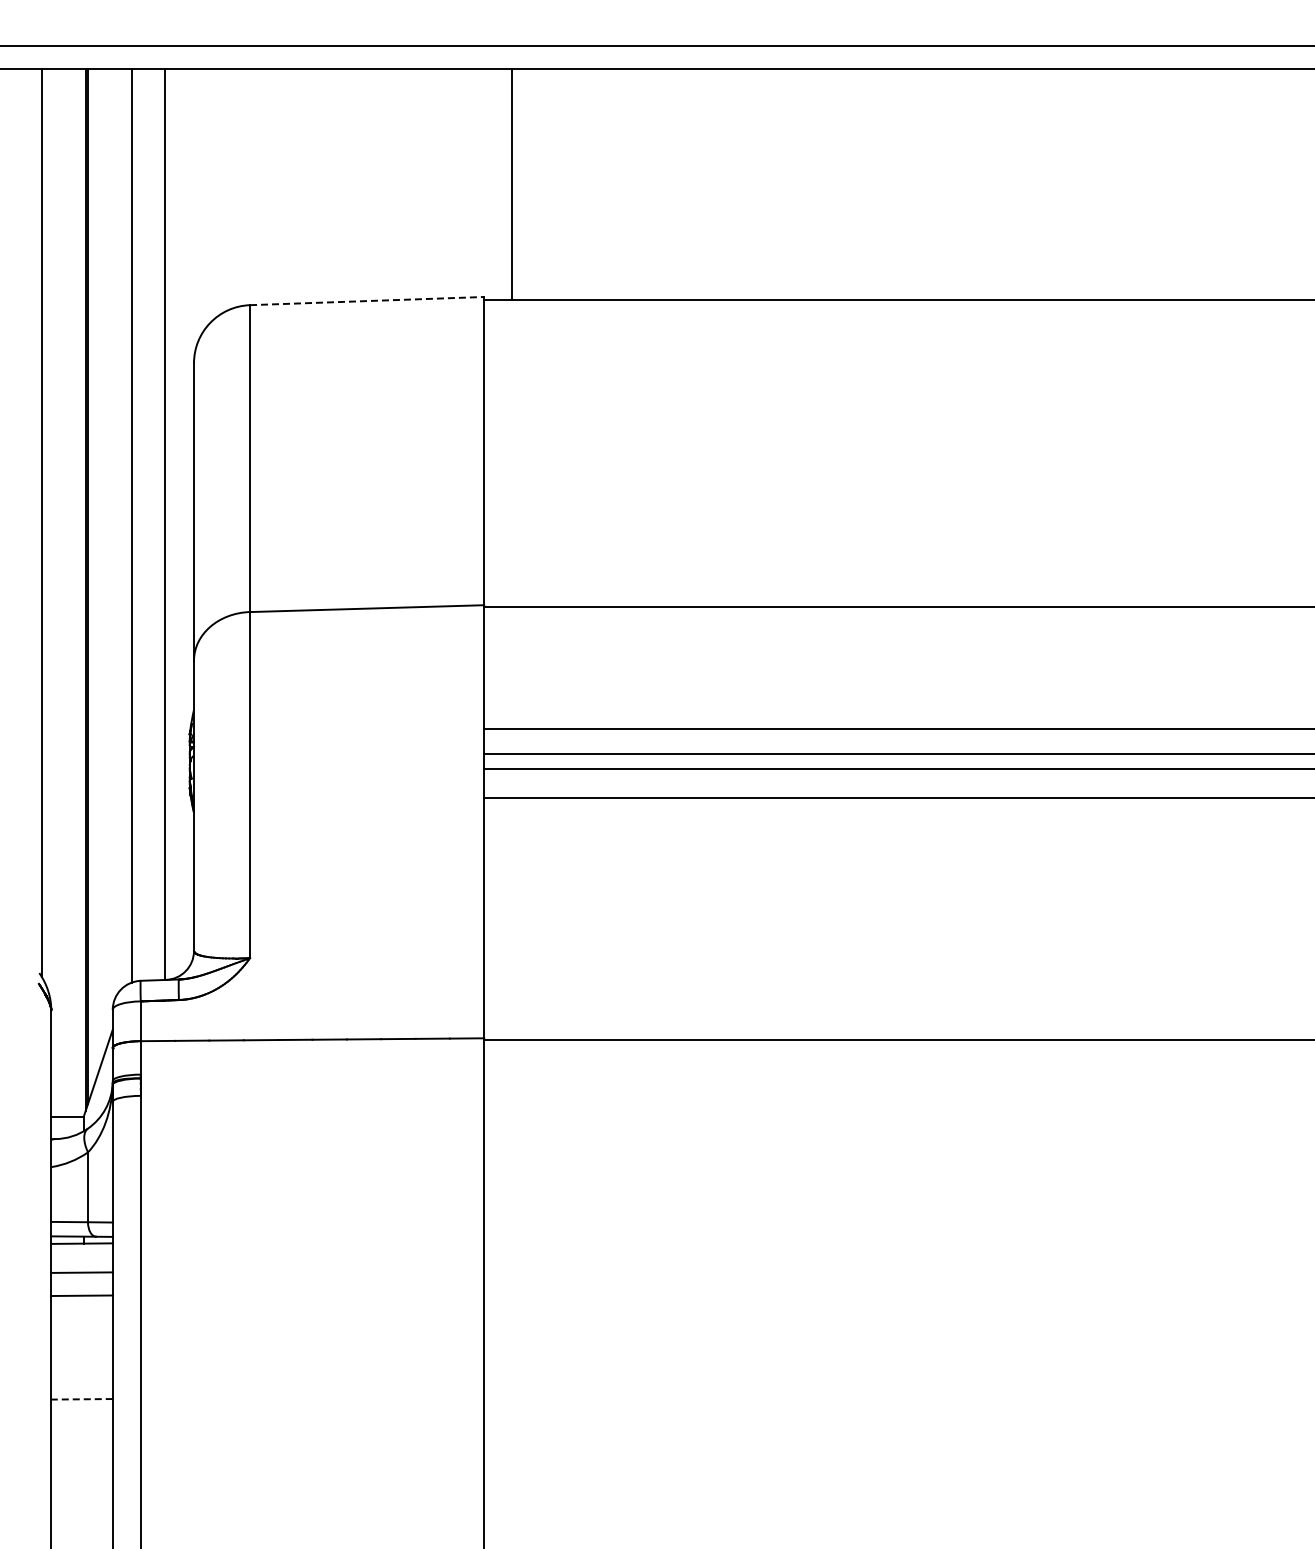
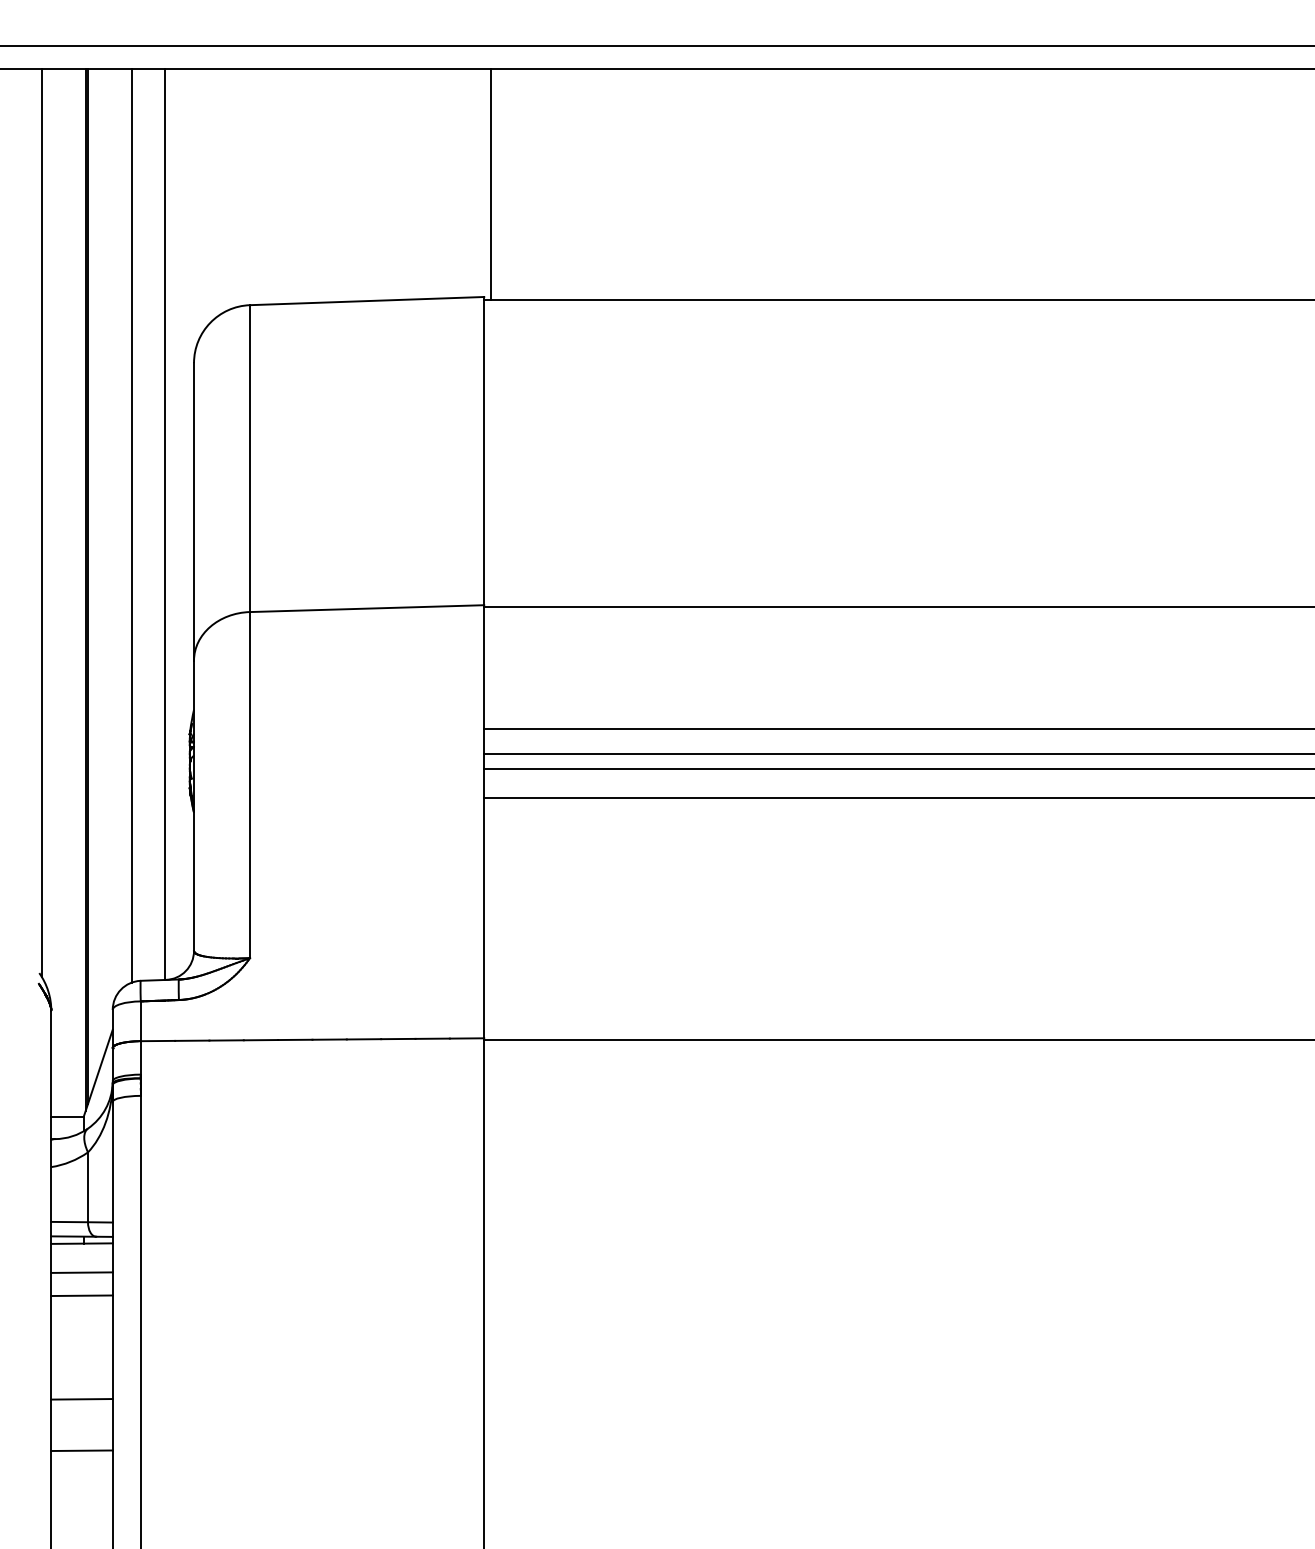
line position: (512, 184) -> (491, 184) (491, 184)
line: dashed -> solid (367, 301)
line: dashed -> solid (82, 1399)
line: none -> present (81, 1450)
